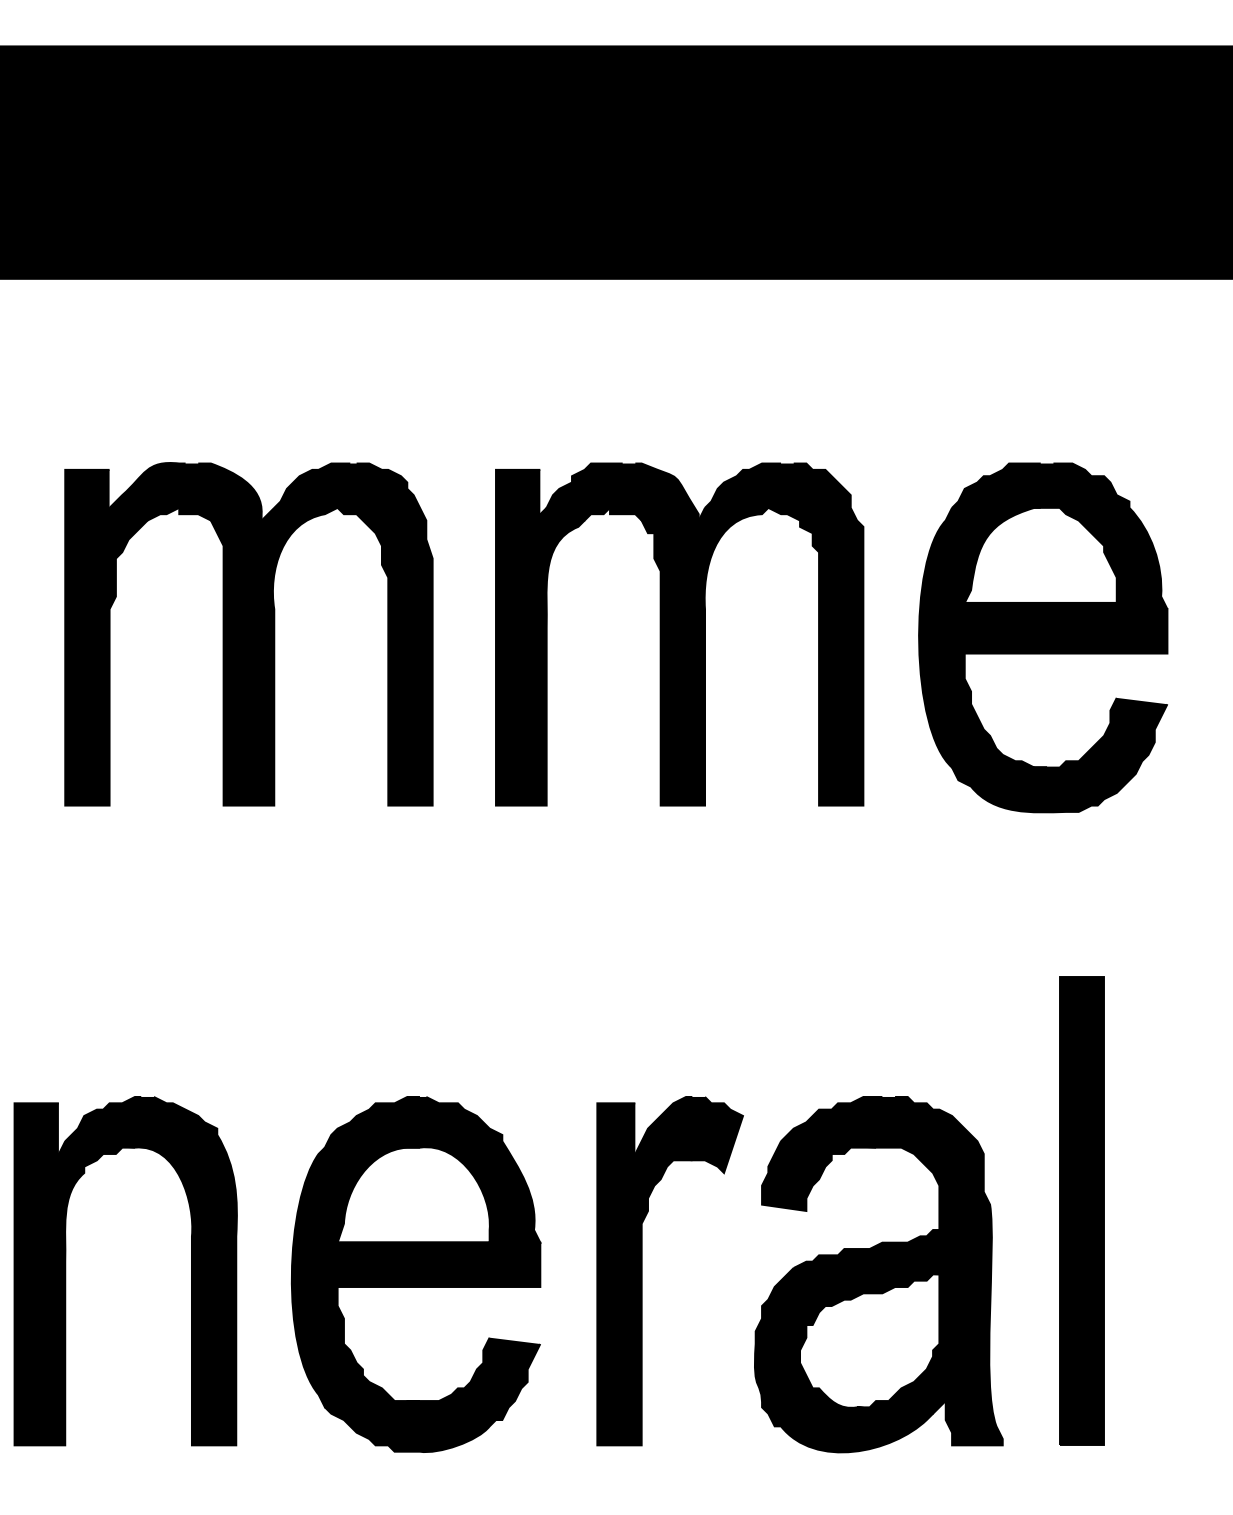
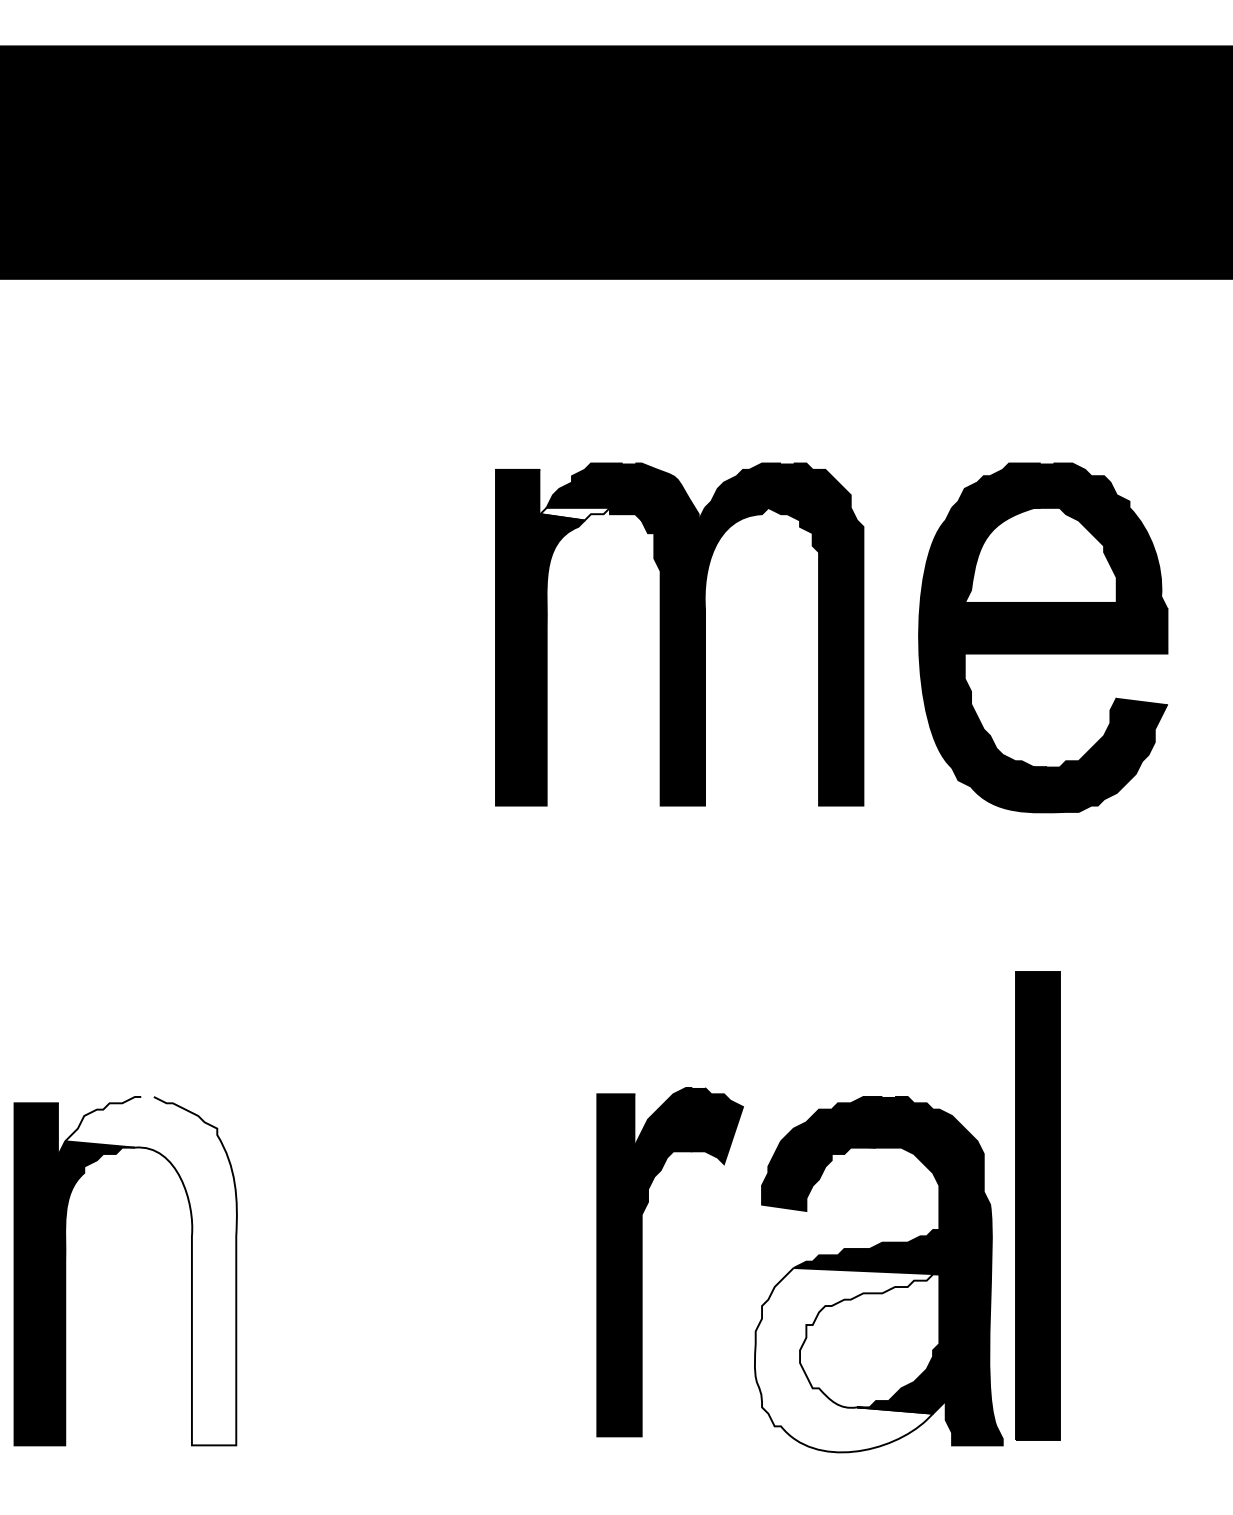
fill: present -> none (575, 513)
part: present -> none (248, 634)
part position: (1081, 1210) -> (1037, 1205) (1037, 1205)
fill: present -> none (150, 1270)
part position: (642, 1271) -> (642, 1262) (642, 1262)
part: present -> none (415, 1274)
fill: present -> none (846, 1360)
